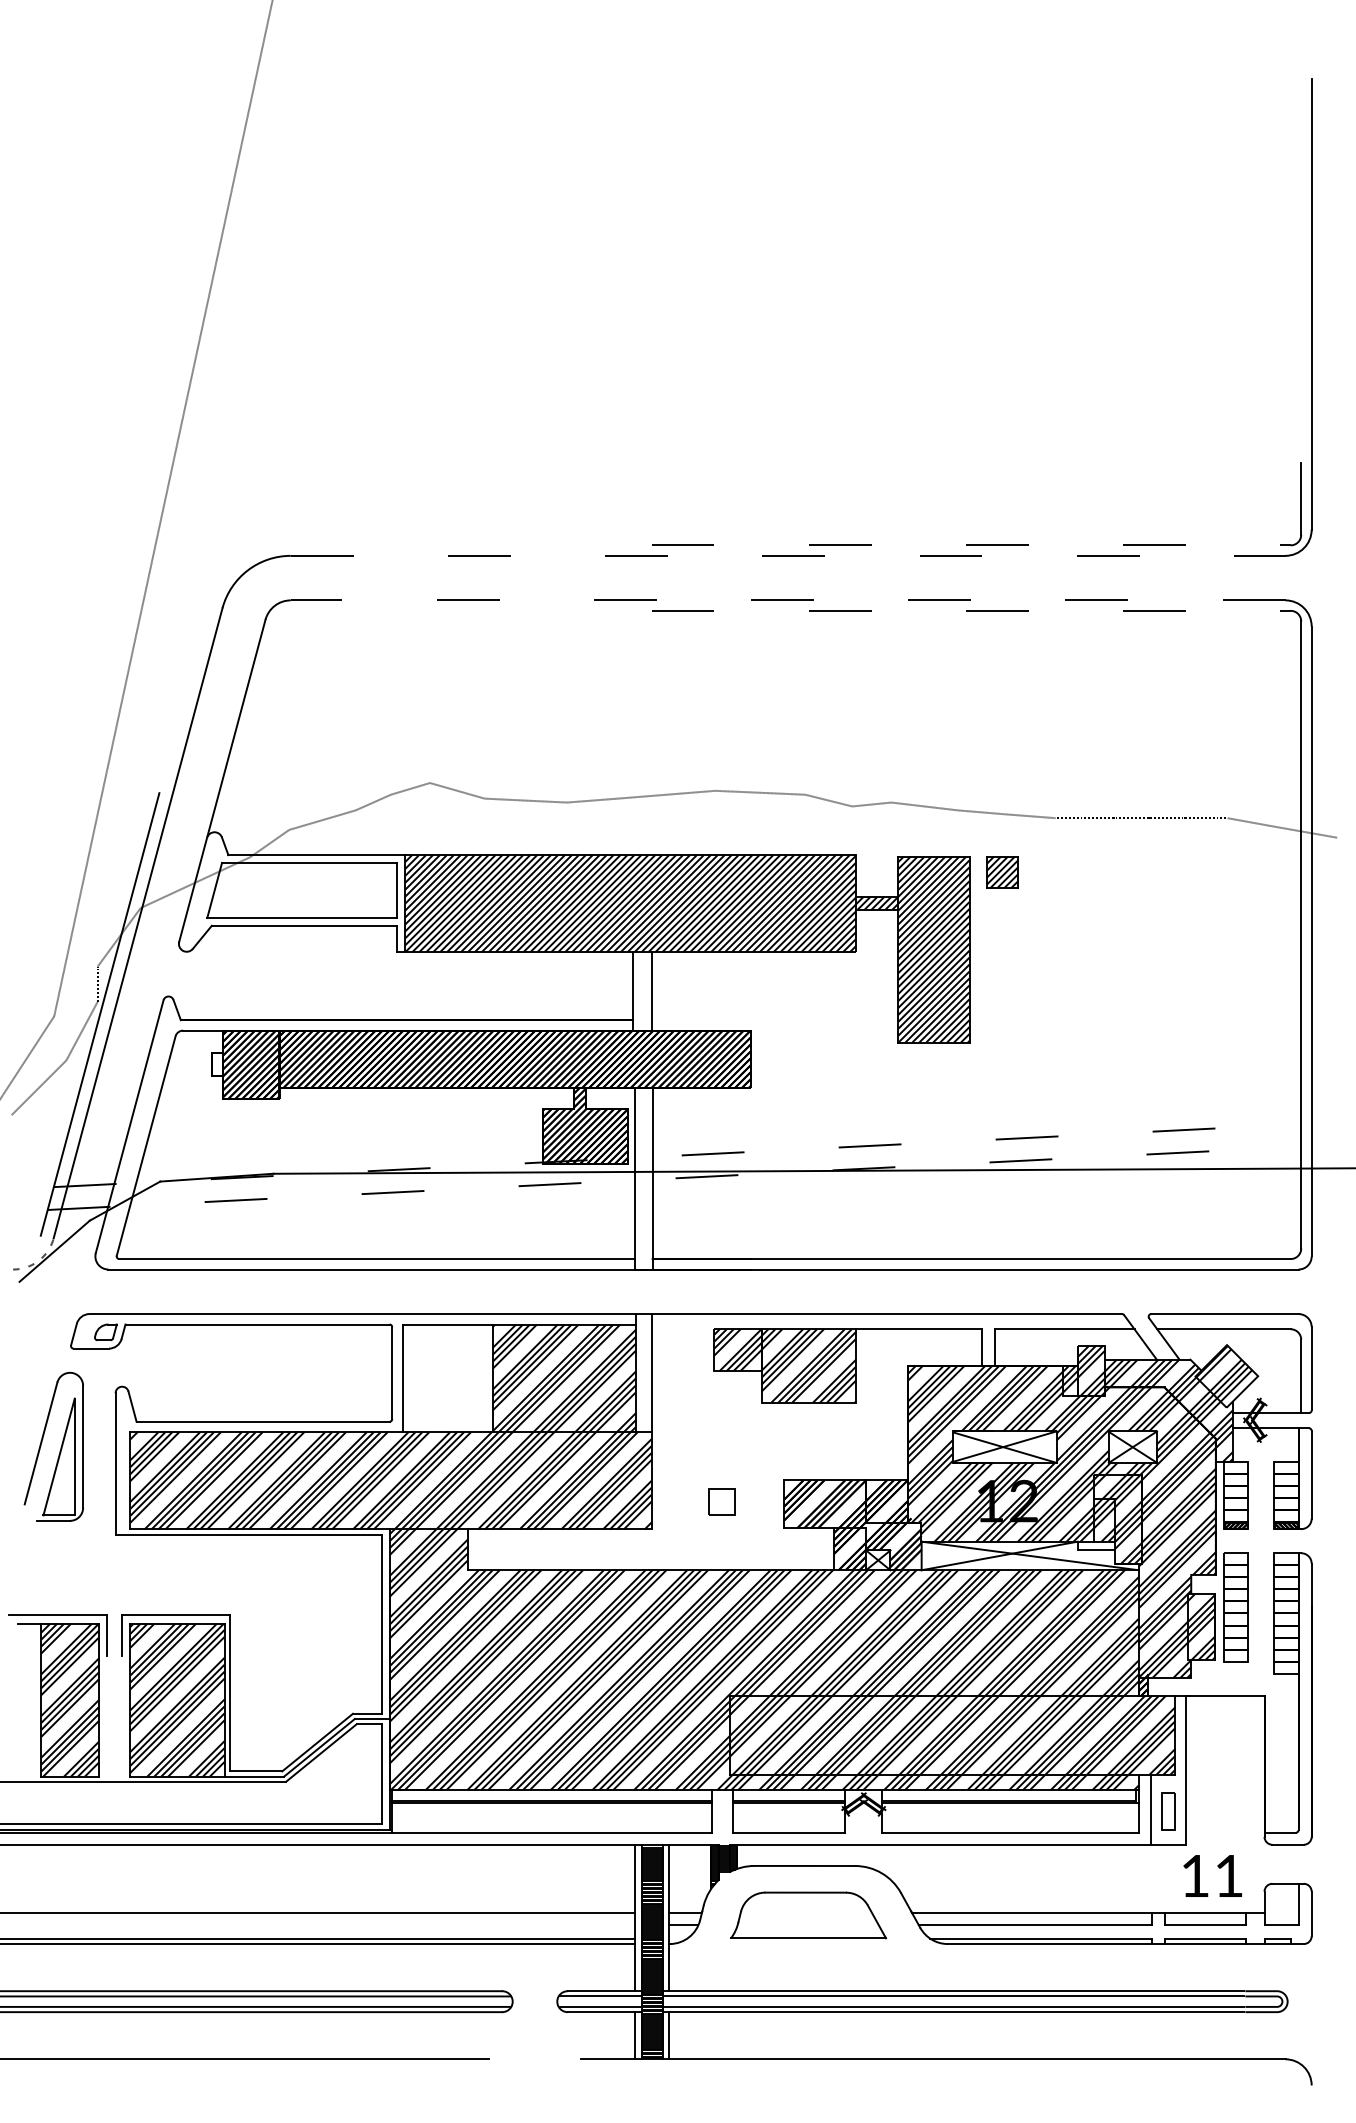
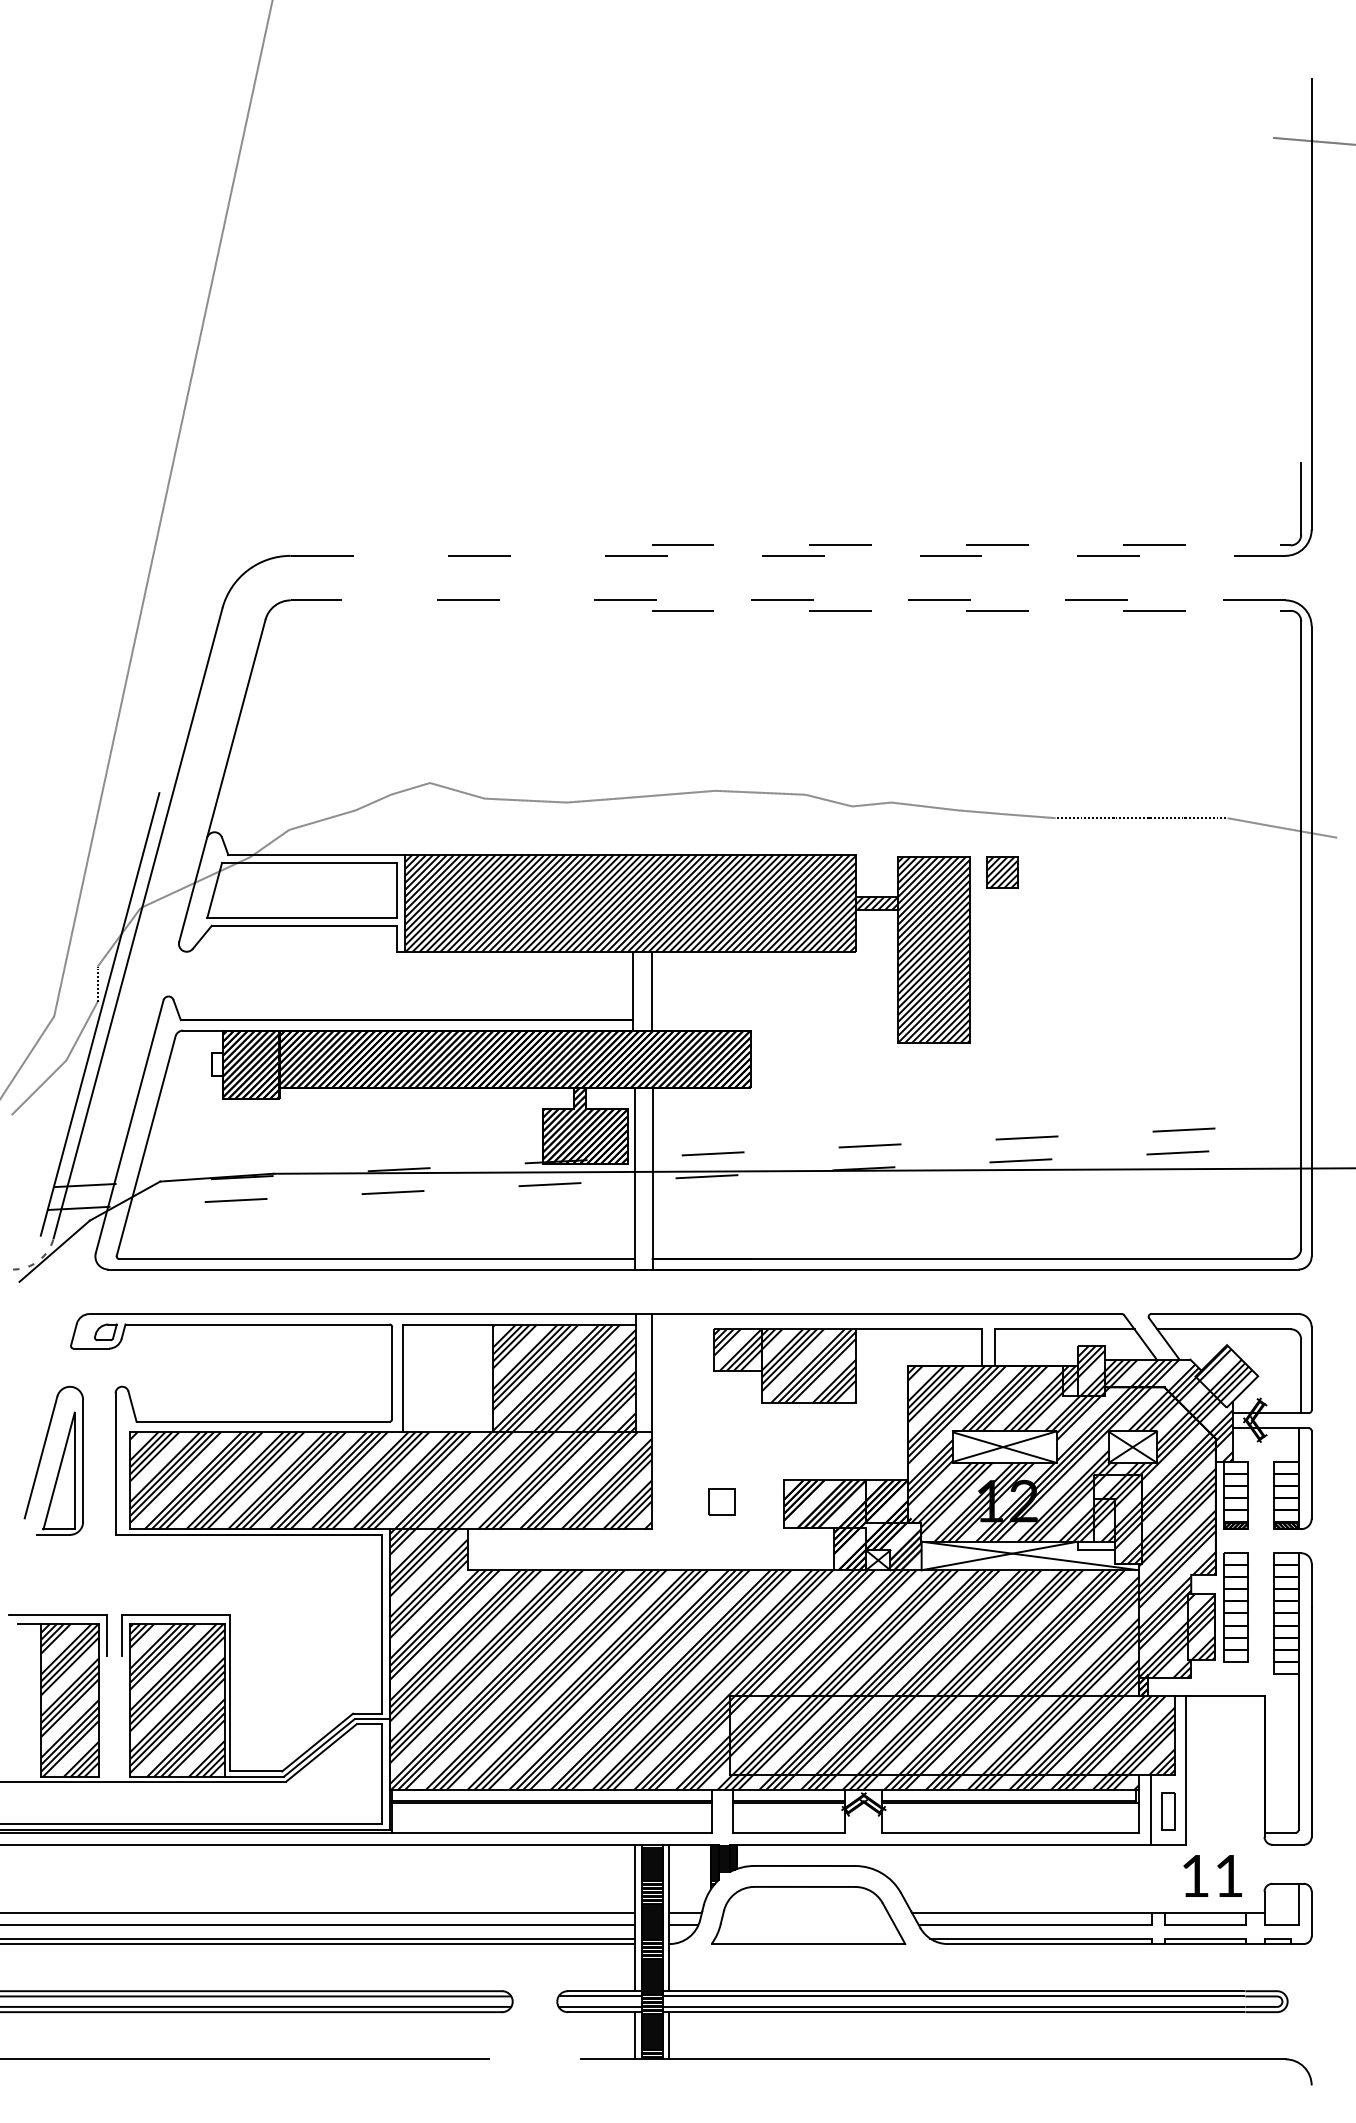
line: none -> present (1312, 140)
part position: (60, 1447) -> (60, 1461) (60, 1461)
part size: 158x49 px -> 196x59 px (808, 1915)
line: none -> present (318, 1925)
